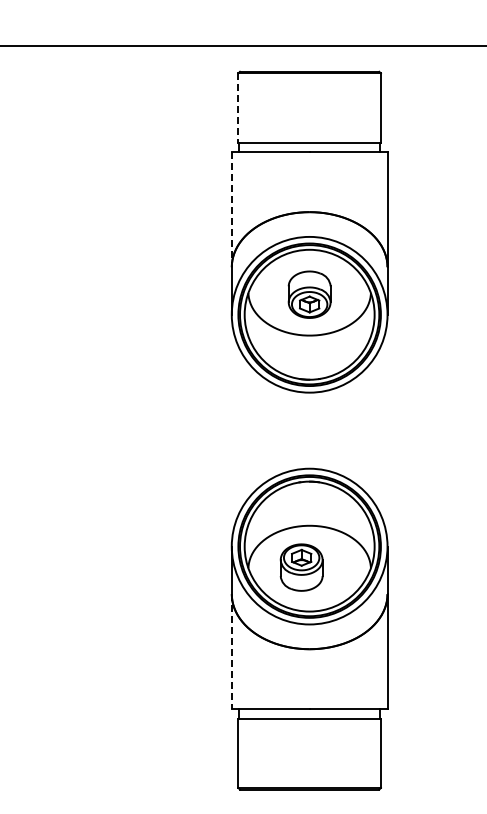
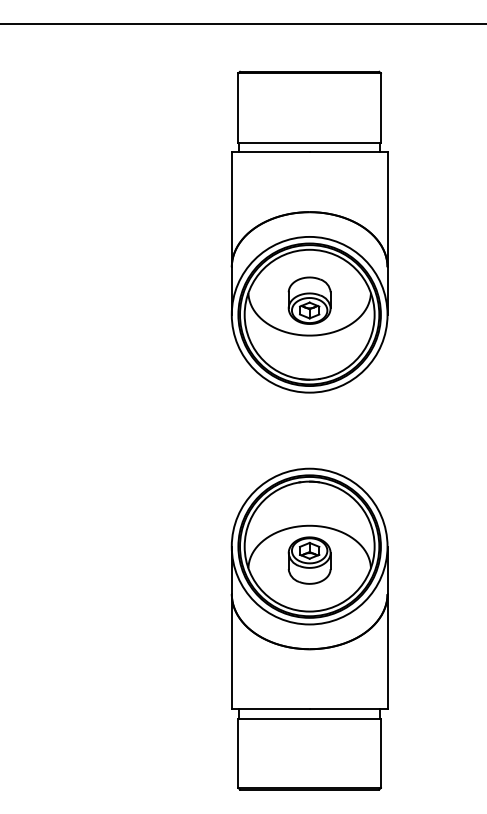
line position: (242, 46) -> (242, 24) (242, 24)
line: dashed -> solid (238, 108)
line: dashed -> solid (231, 210)
part position: (309, 294) -> (309, 300) (309, 300)
part position: (301, 567) -> (309, 560) (309, 560)
line: dashed -> solid (231, 652)
